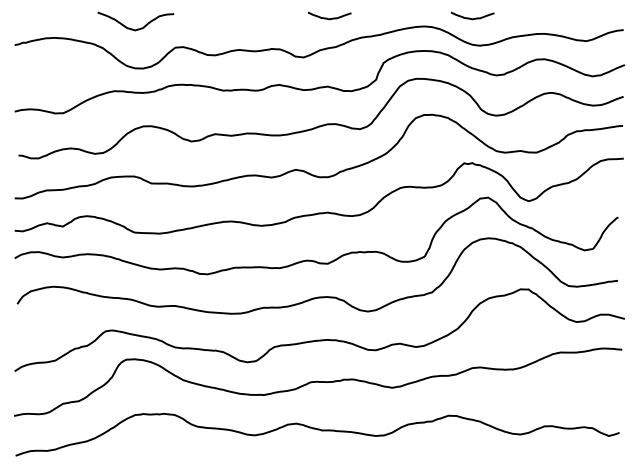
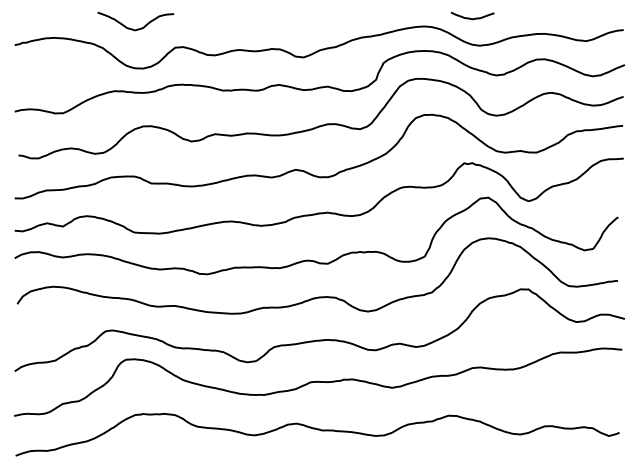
curve: present -> none (329, 18)
